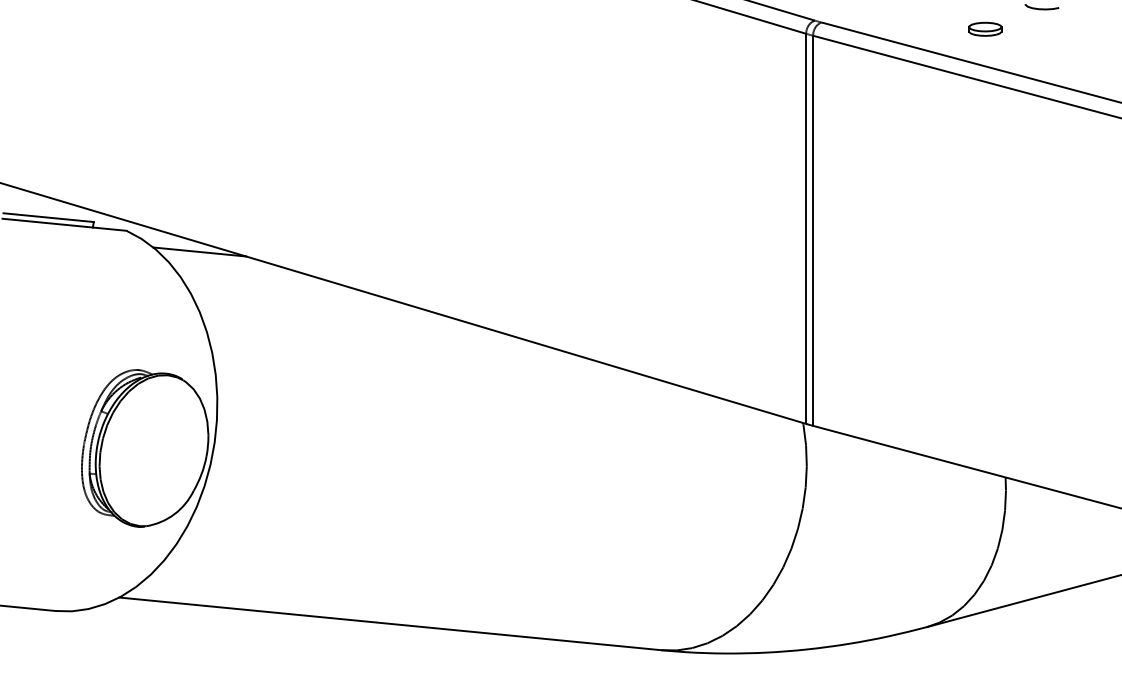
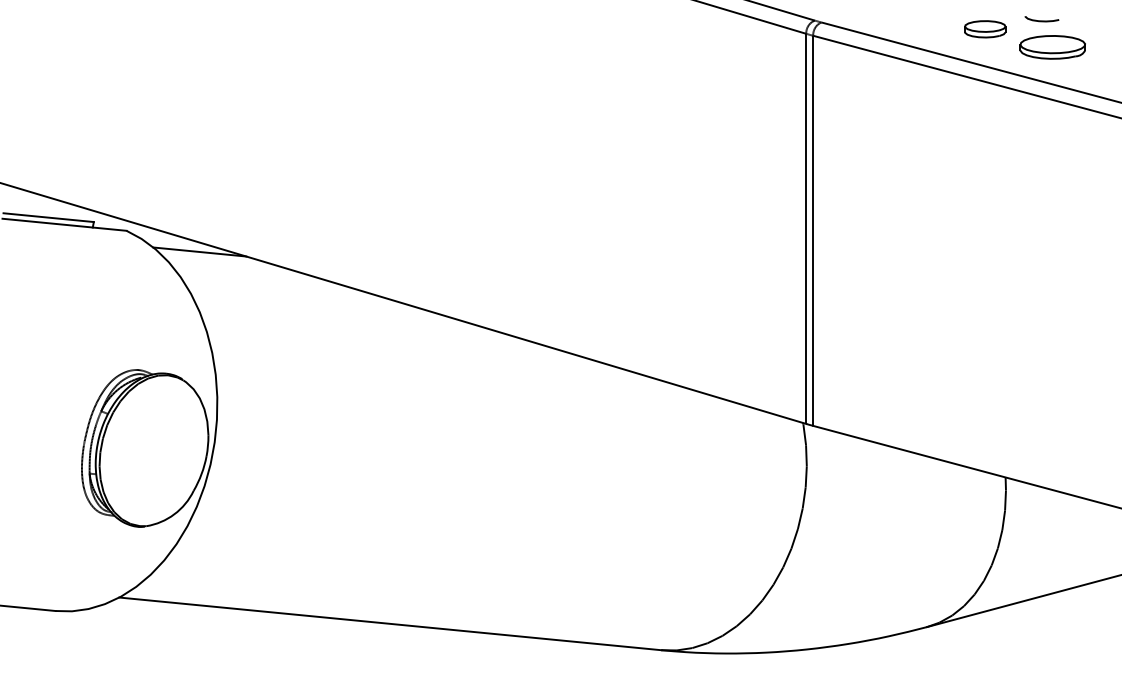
curve position: (1041, 8) -> (1041, 20) (1041, 20)
part size: 35x16 px -> 43x19 px (985, 29)
part: none -> present (1052, 47)
